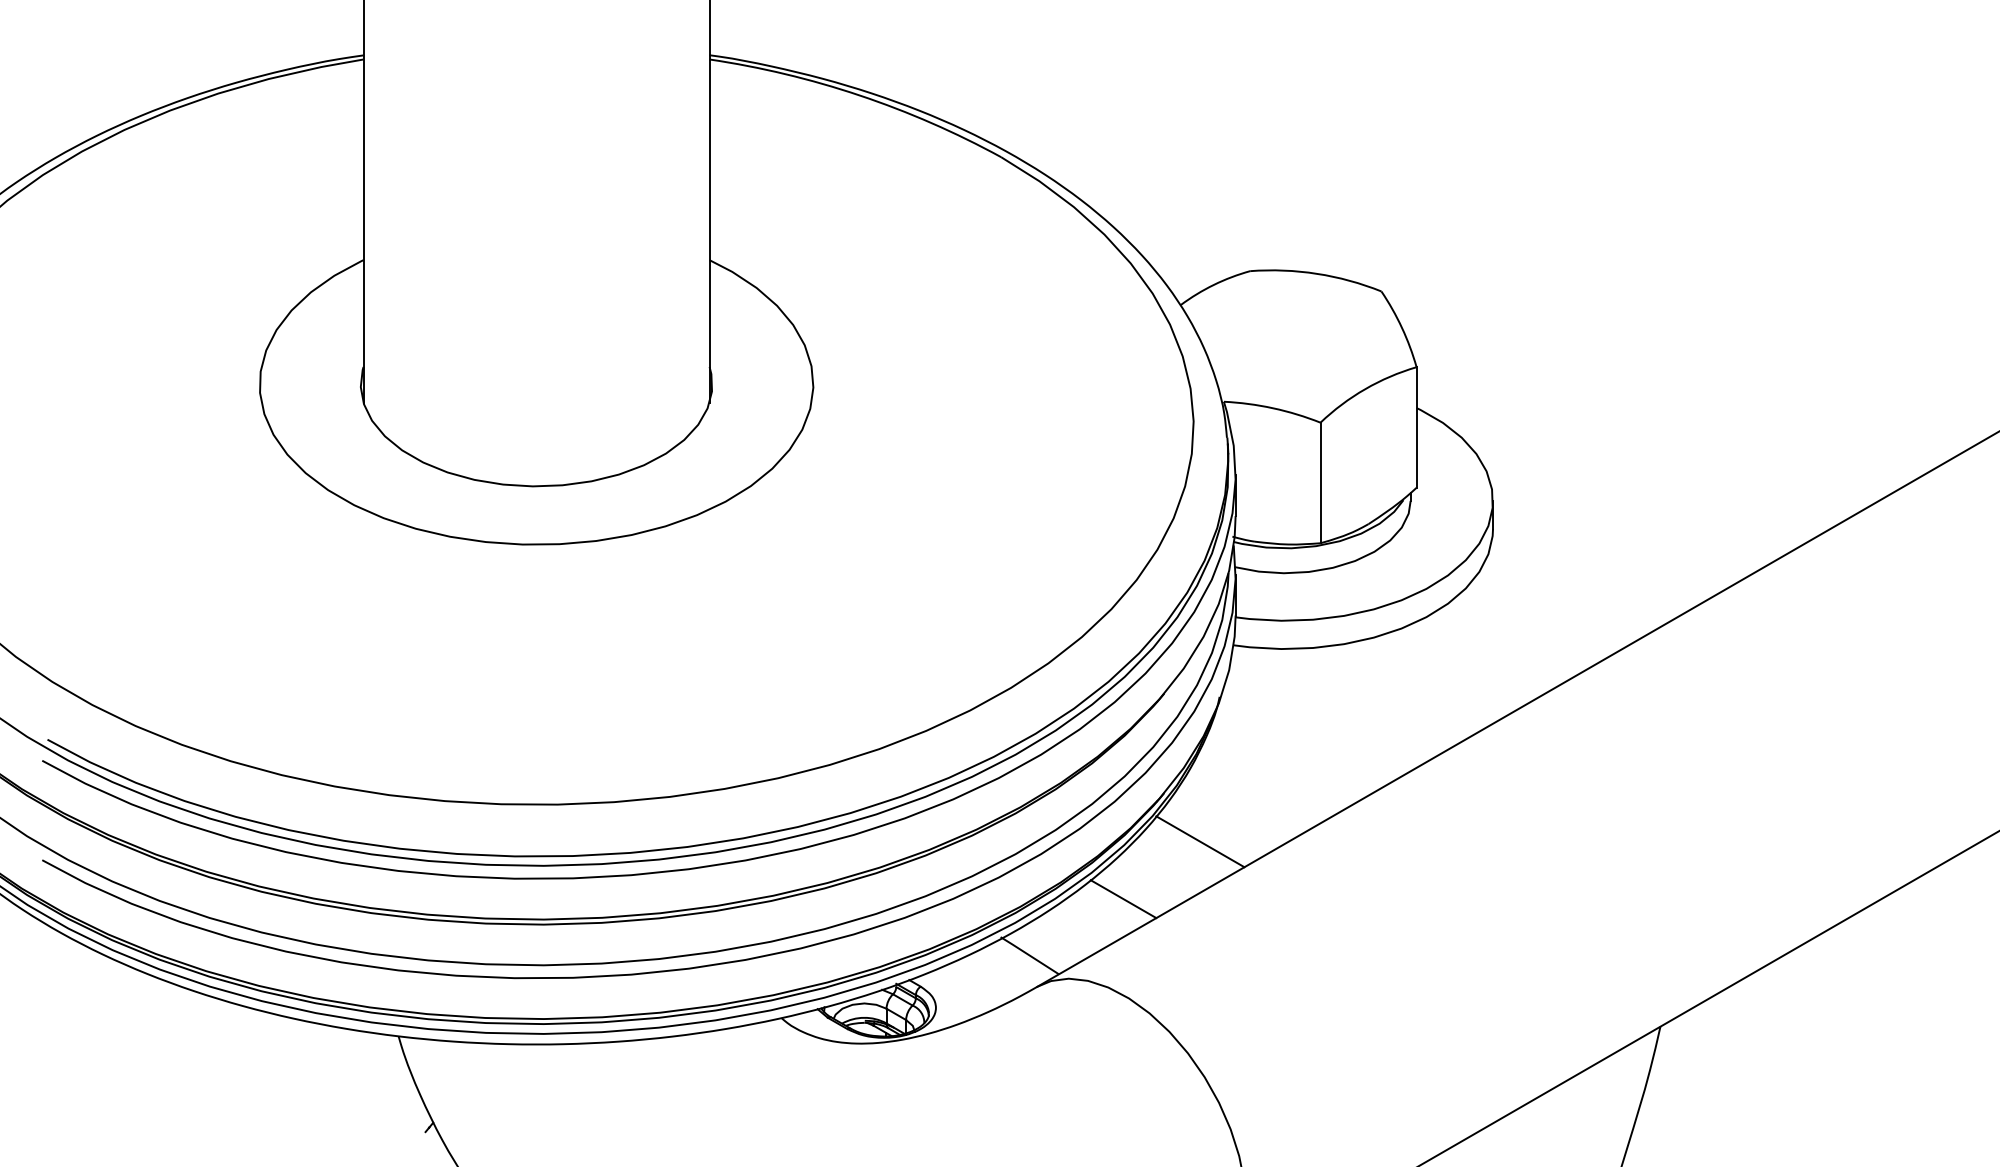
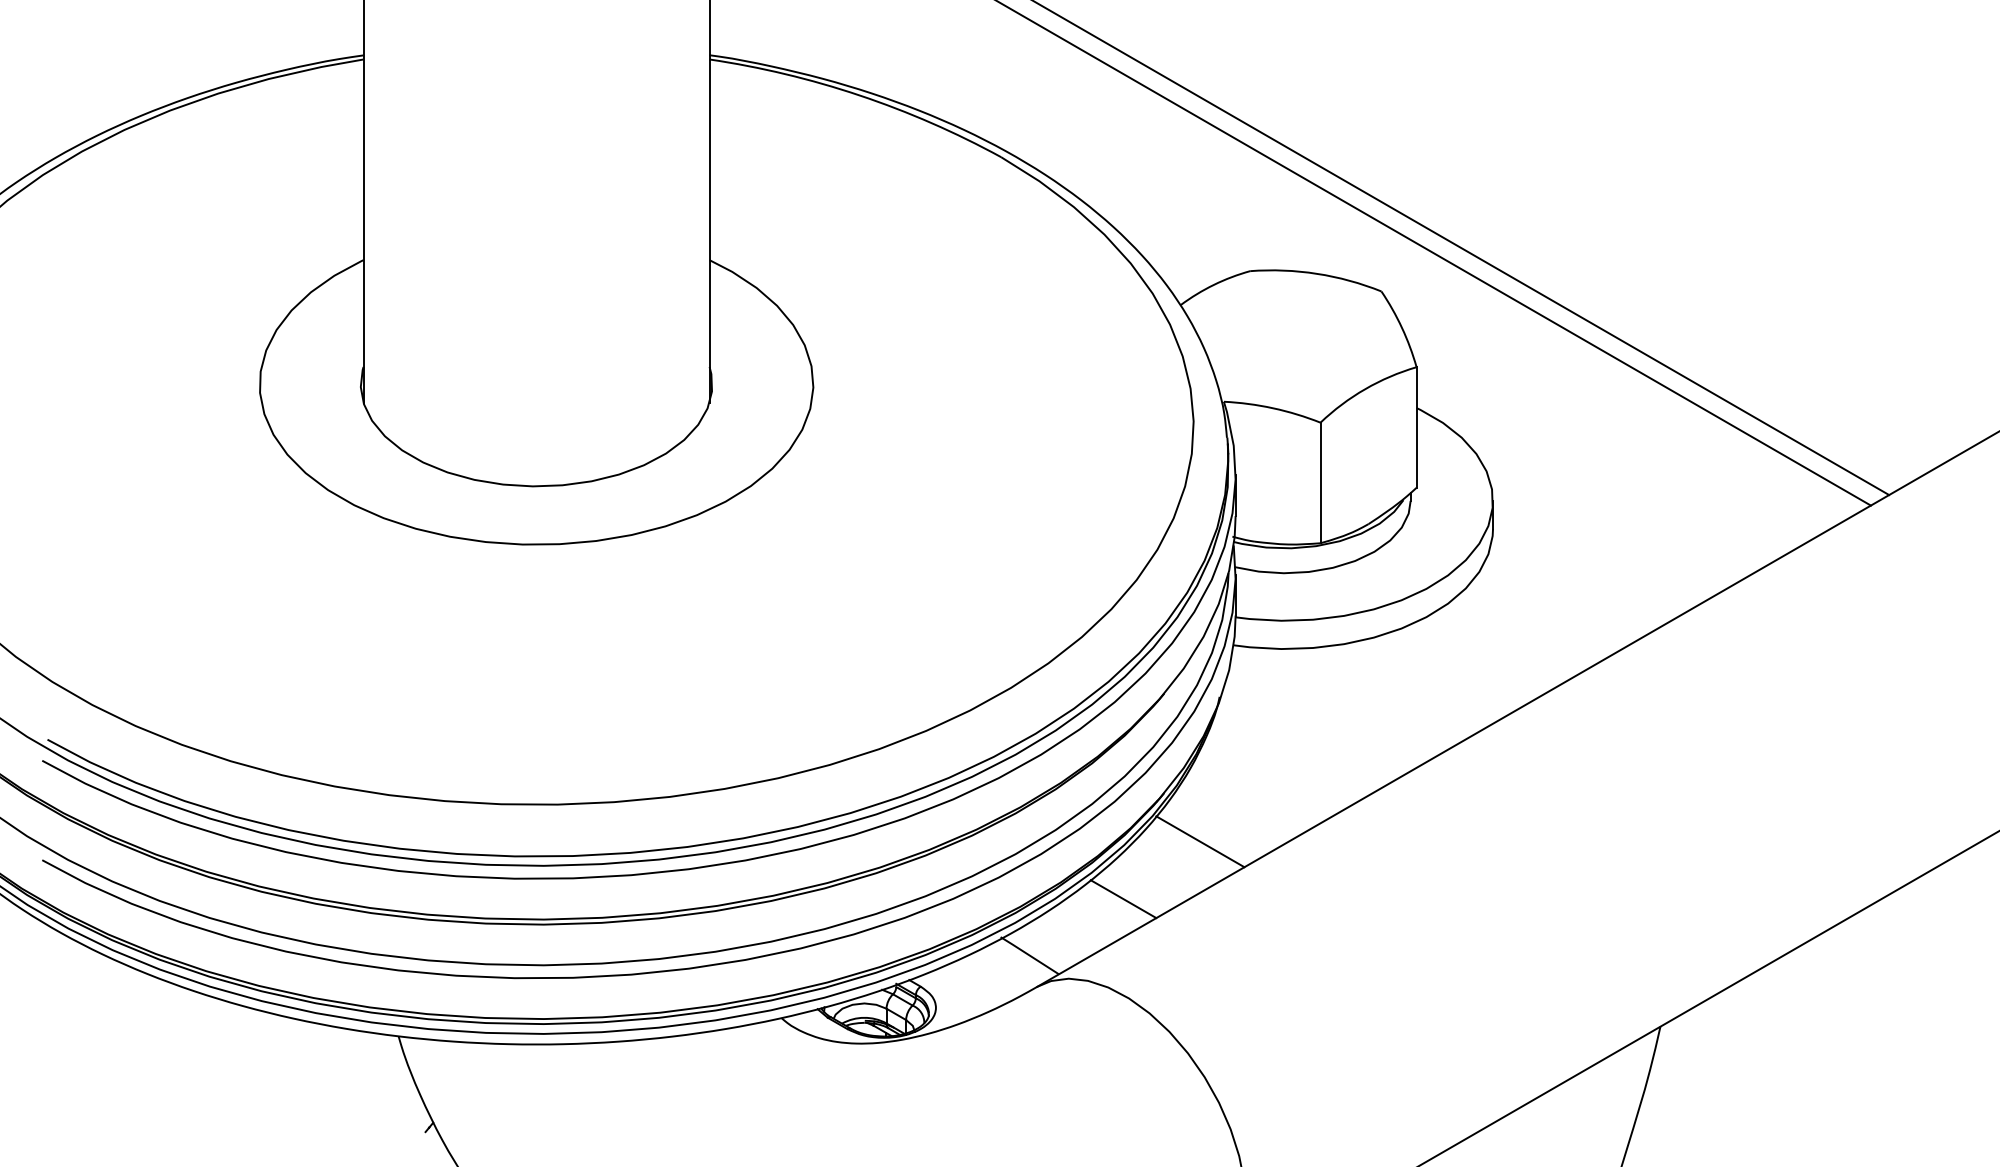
line: none -> present (1462, 248)
line: none -> present (1434, 253)
